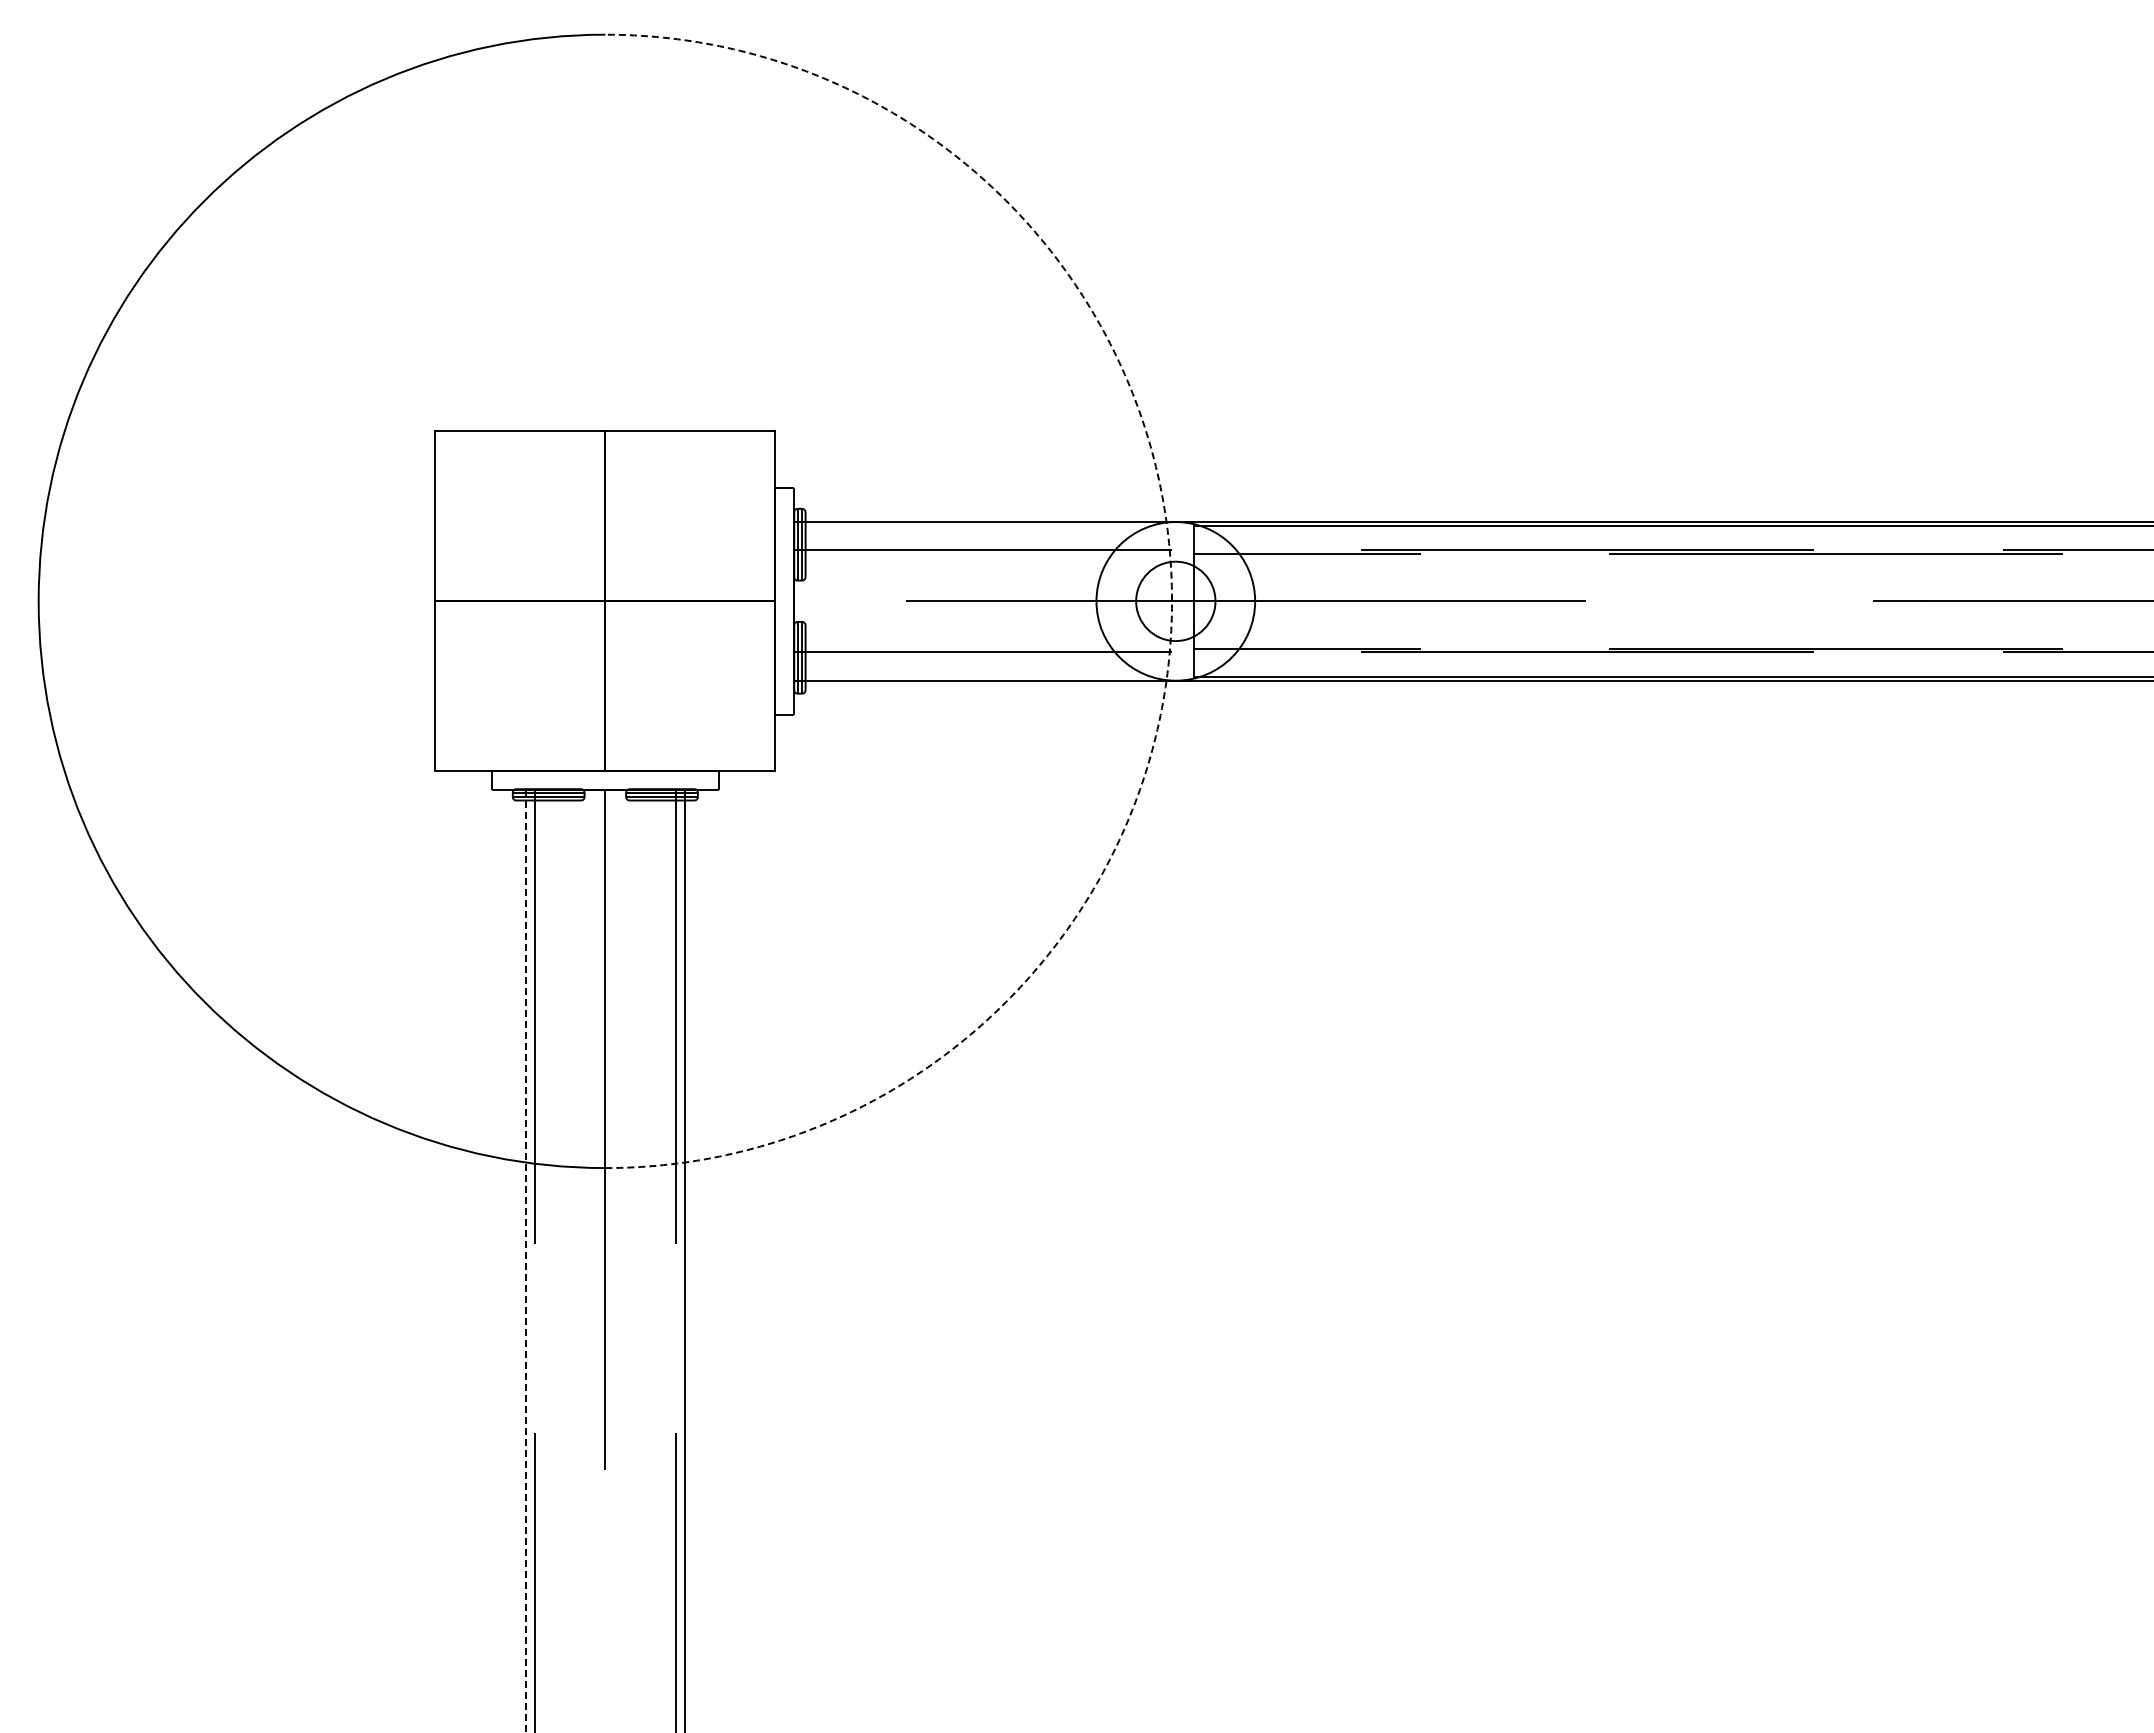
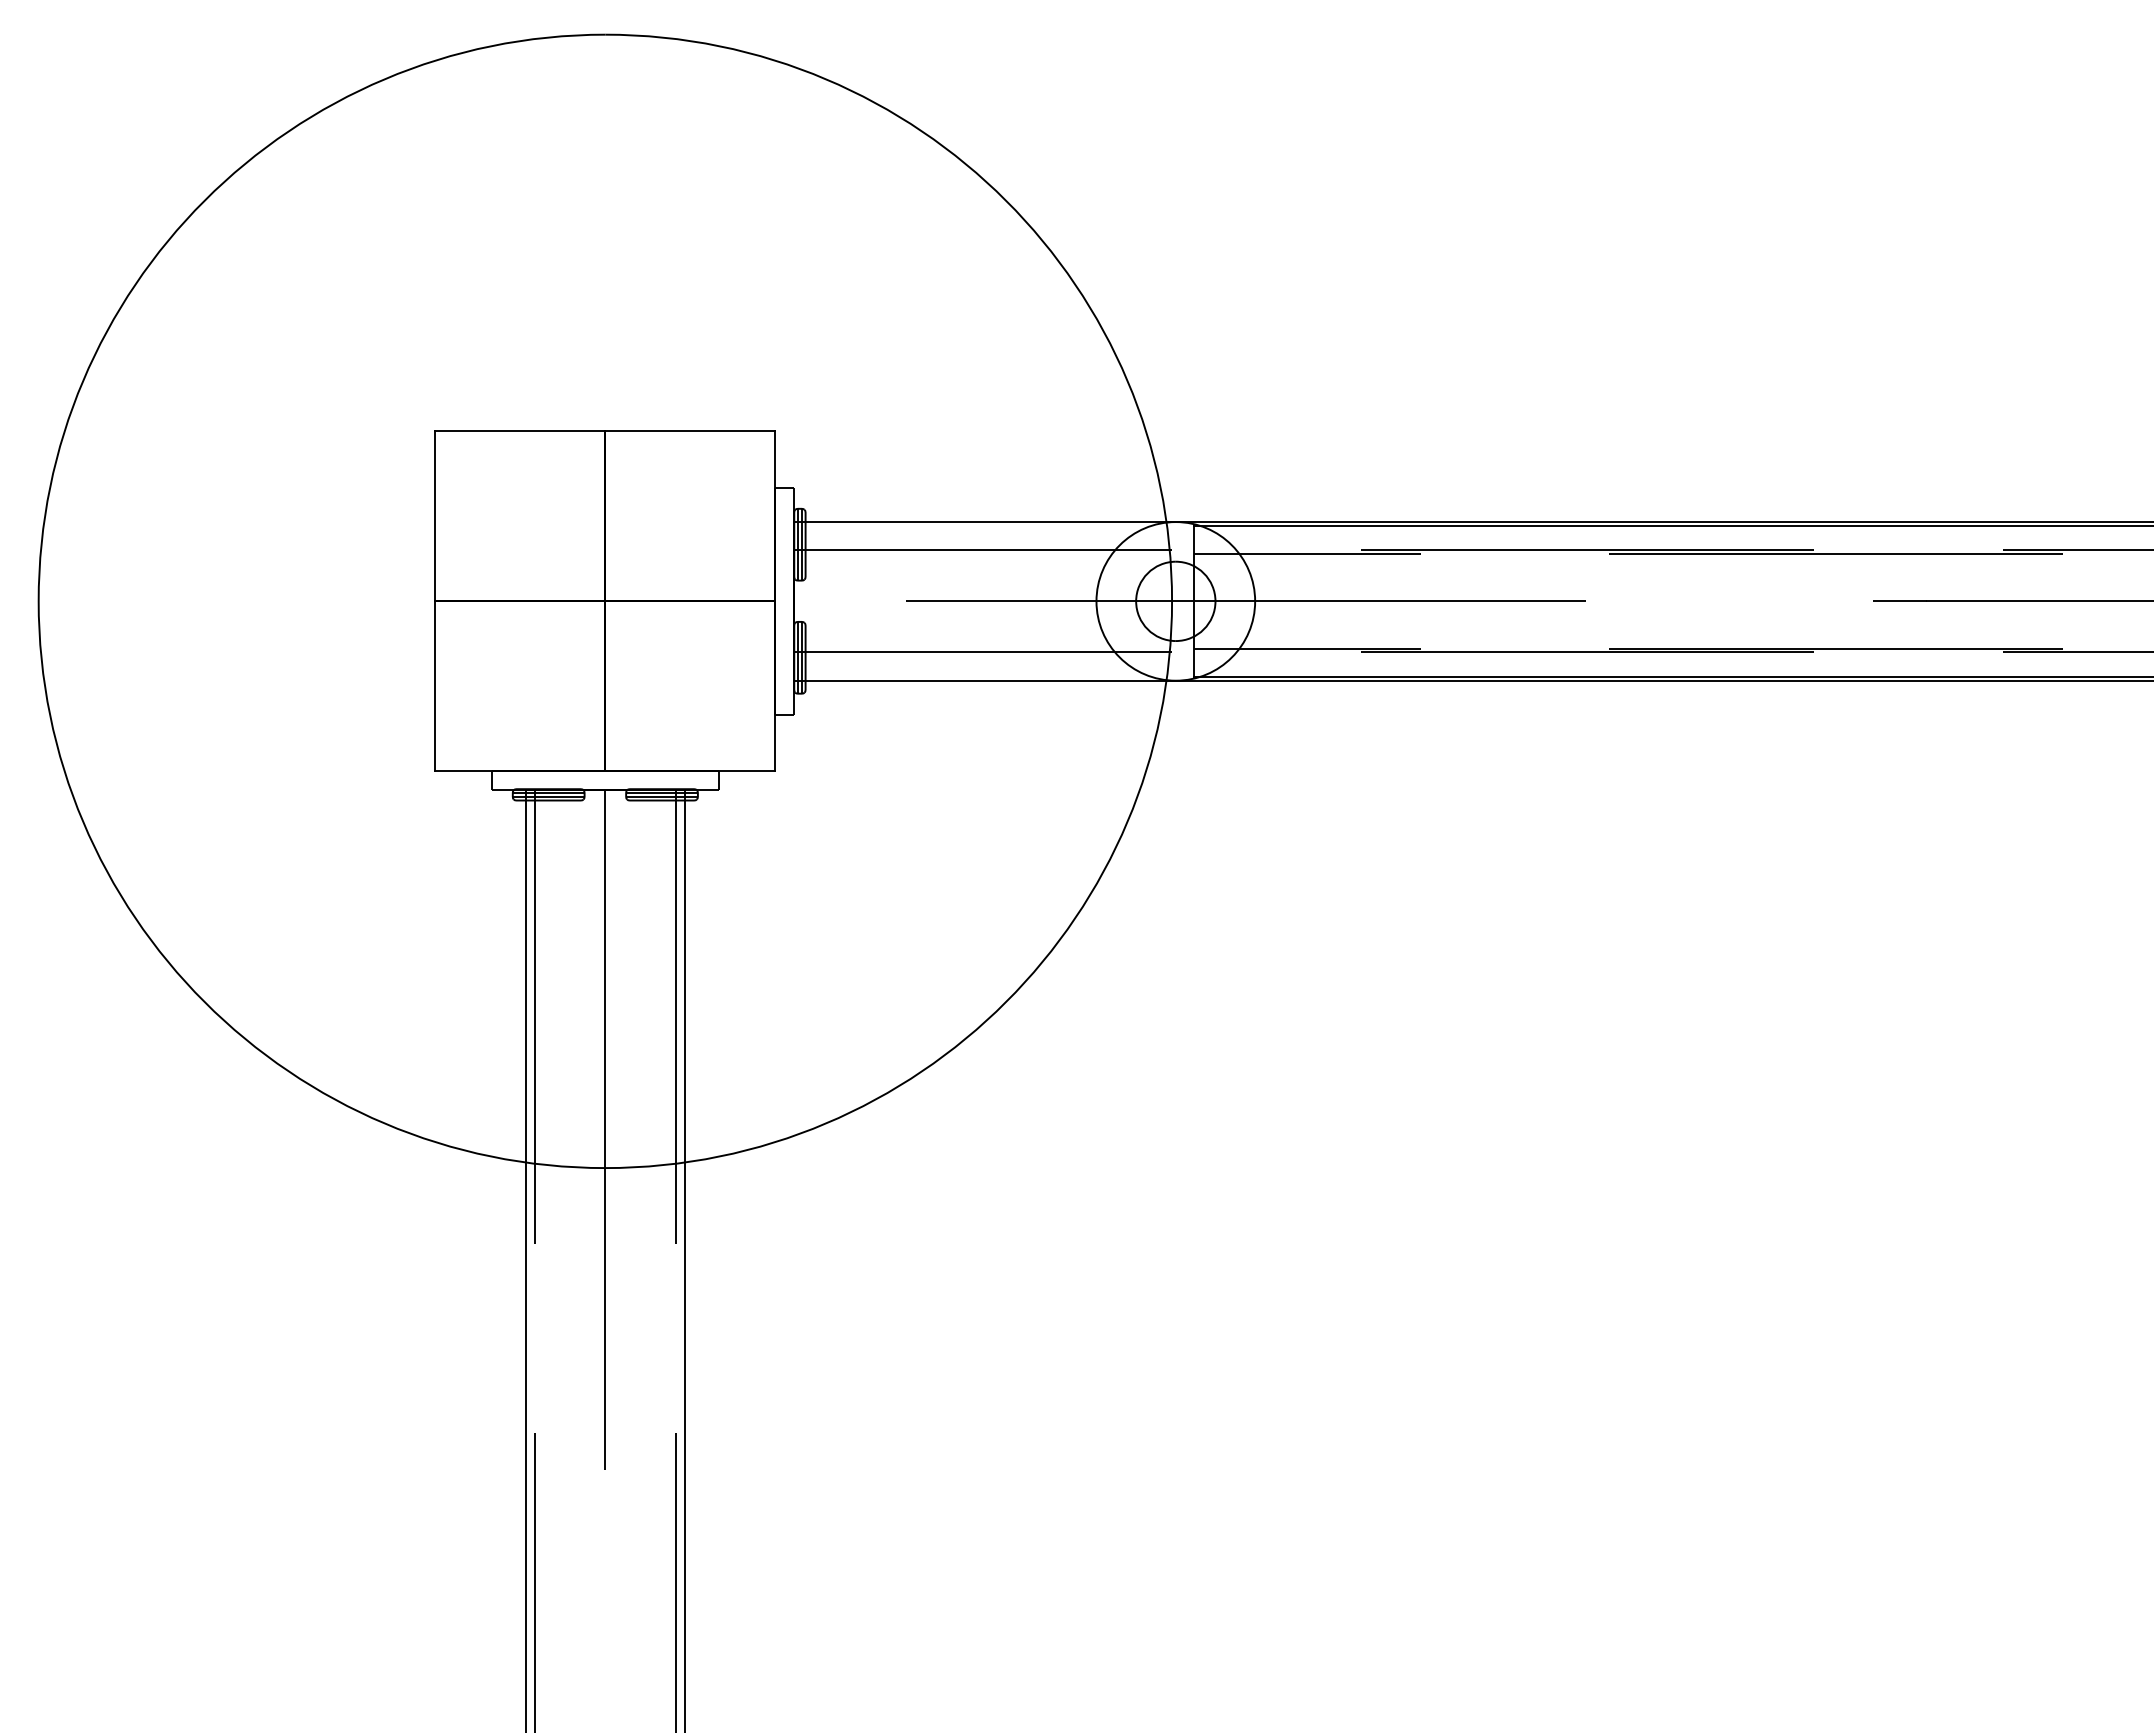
arc: dashed -> solid (1172, 601)
line: dashed -> solid (526, 1261)
